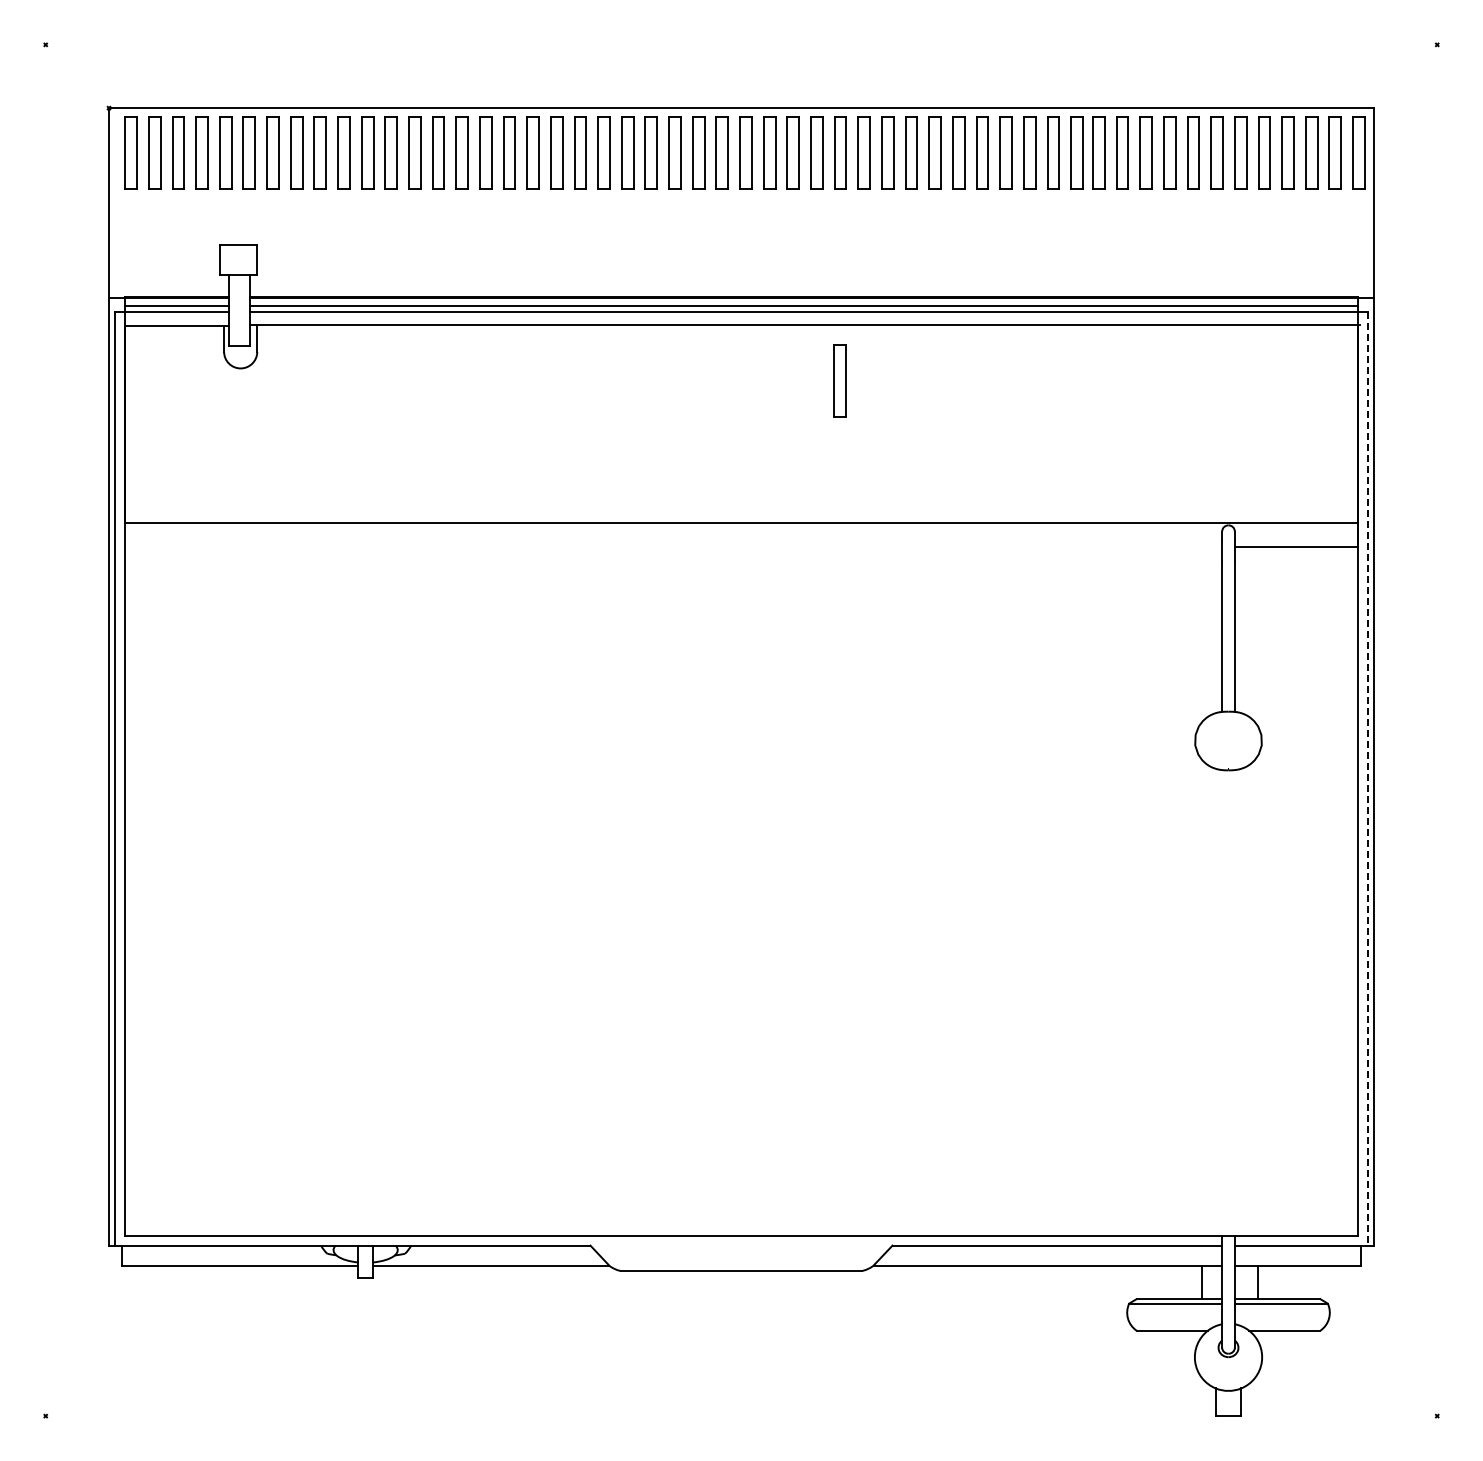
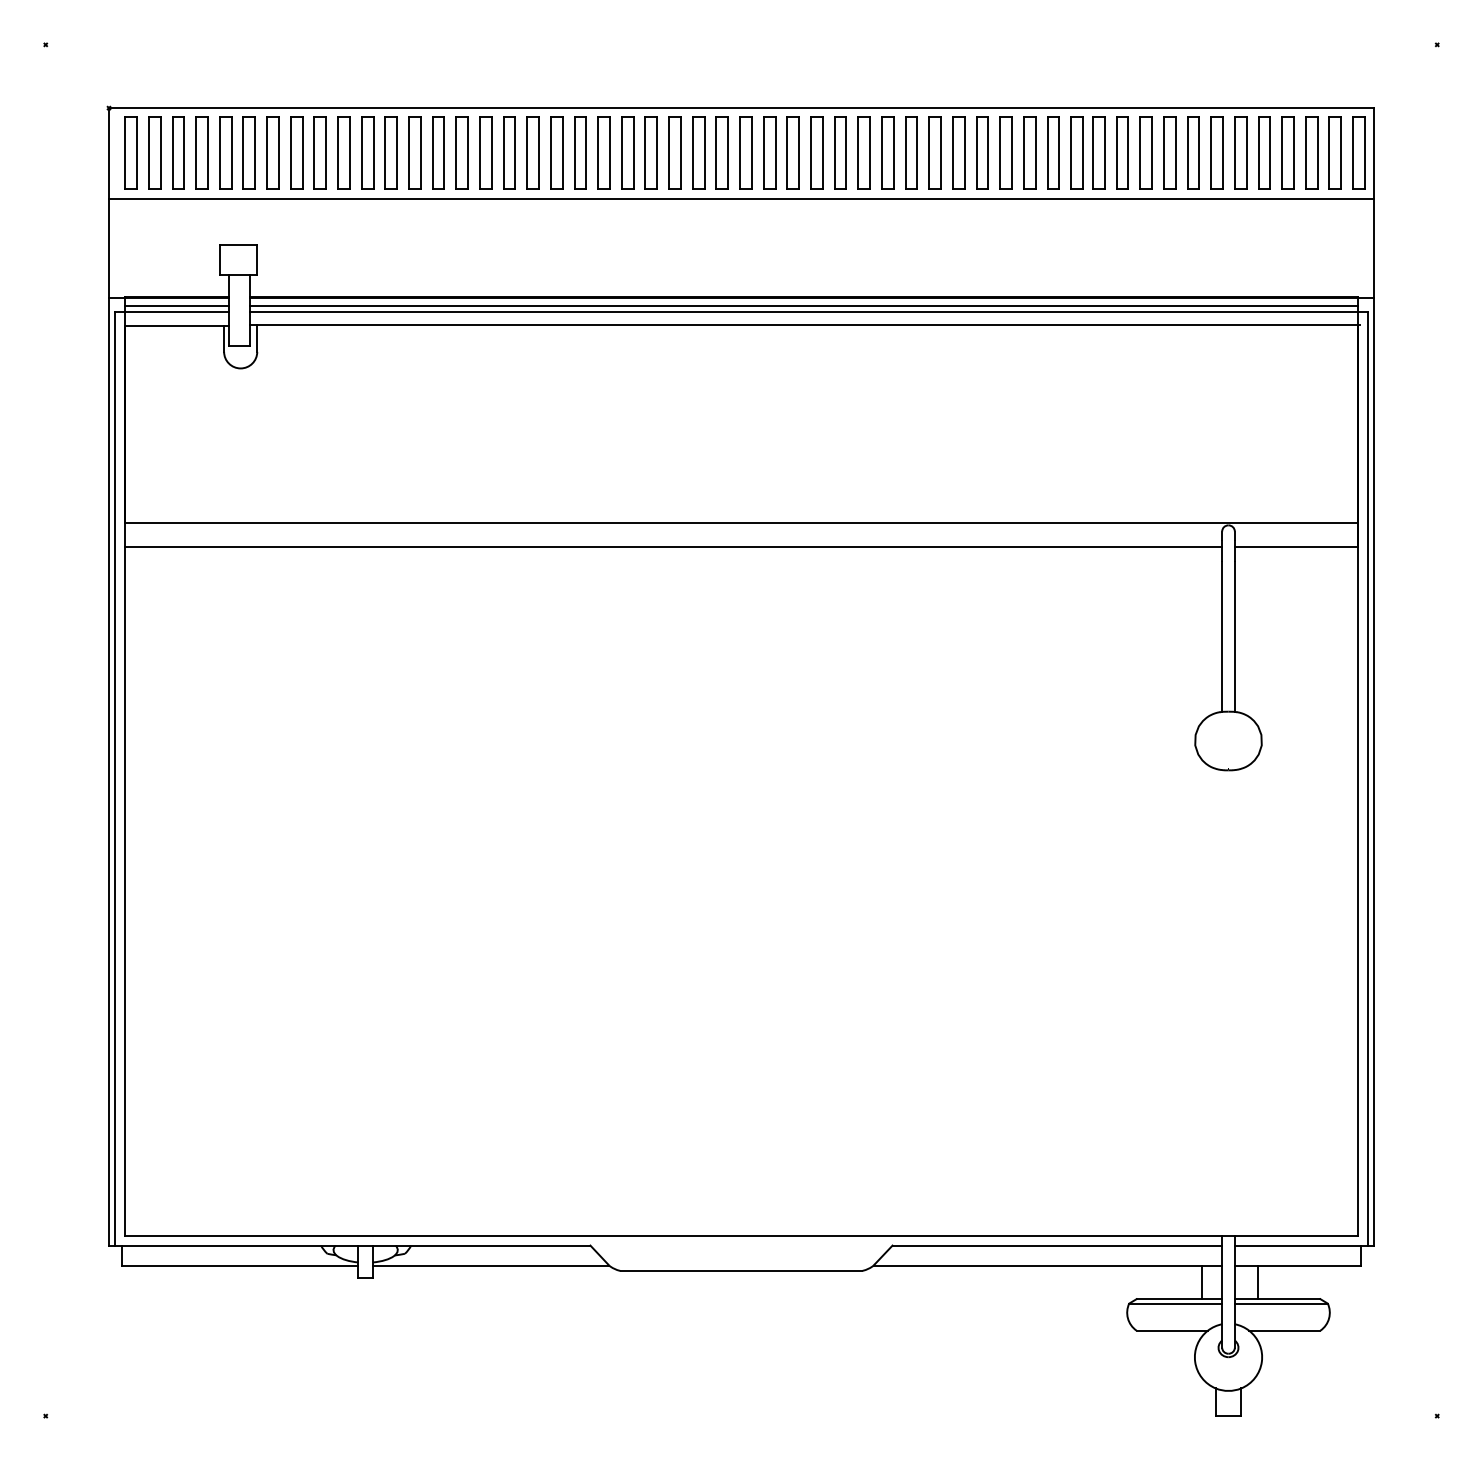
line: none -> present (741, 198)
part: present -> none (839, 380)
line: none -> present (673, 546)
line: dashed -> solid (1367, 778)
